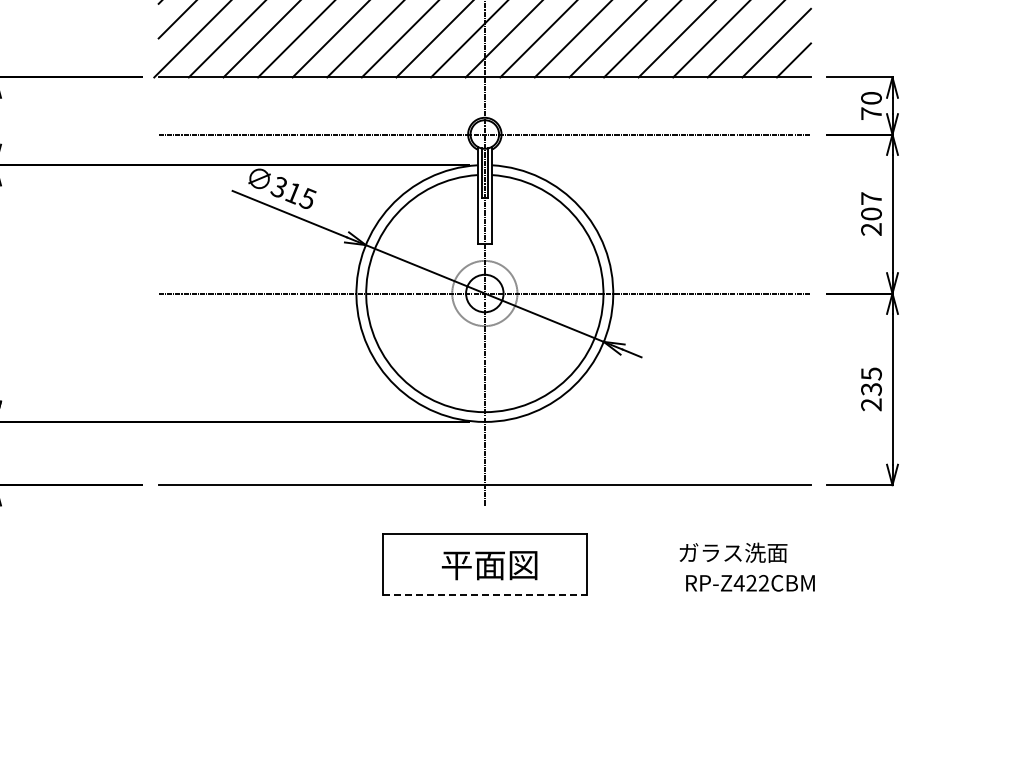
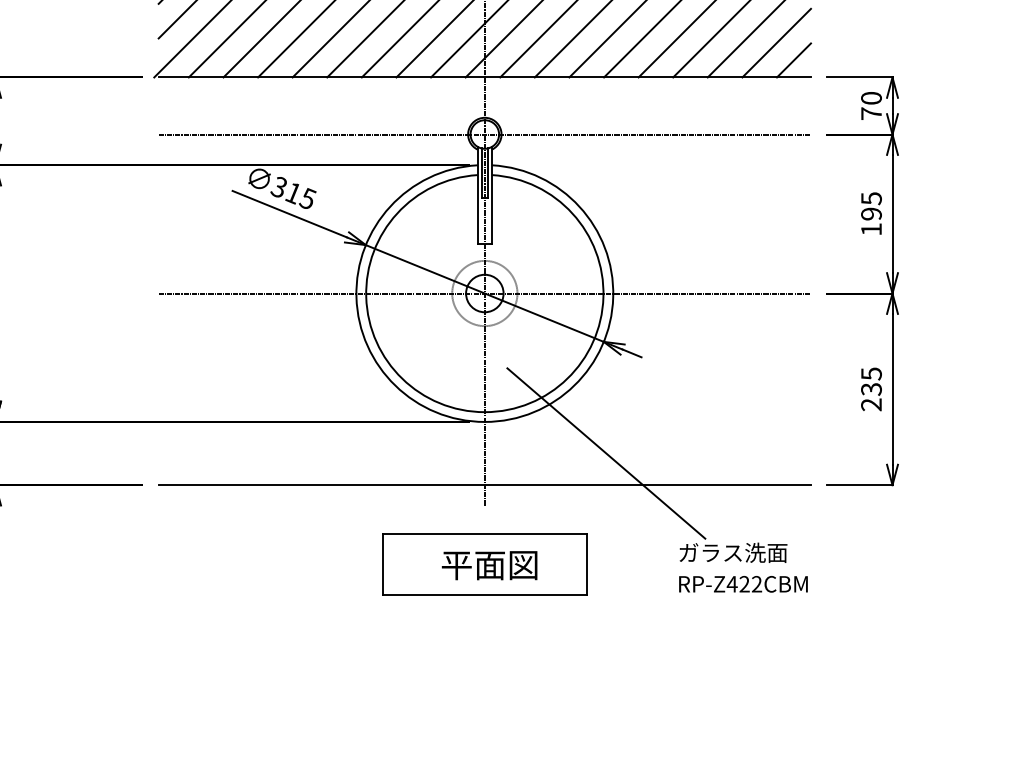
text: 207 -> 195 (871, 213)
line: none -> present (606, 453)
text position: (750, 583) -> (743, 584) (743, 584)
line: dashed -> solid (484, 595)
